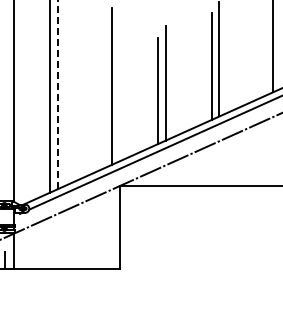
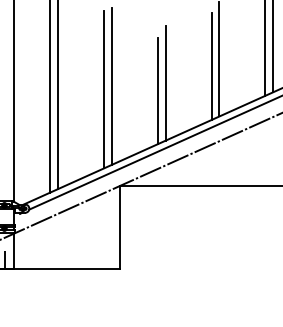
line: none -> present (265, 48)
line: none -> present (103, 89)
line: dashed -> solid (57, 94)
